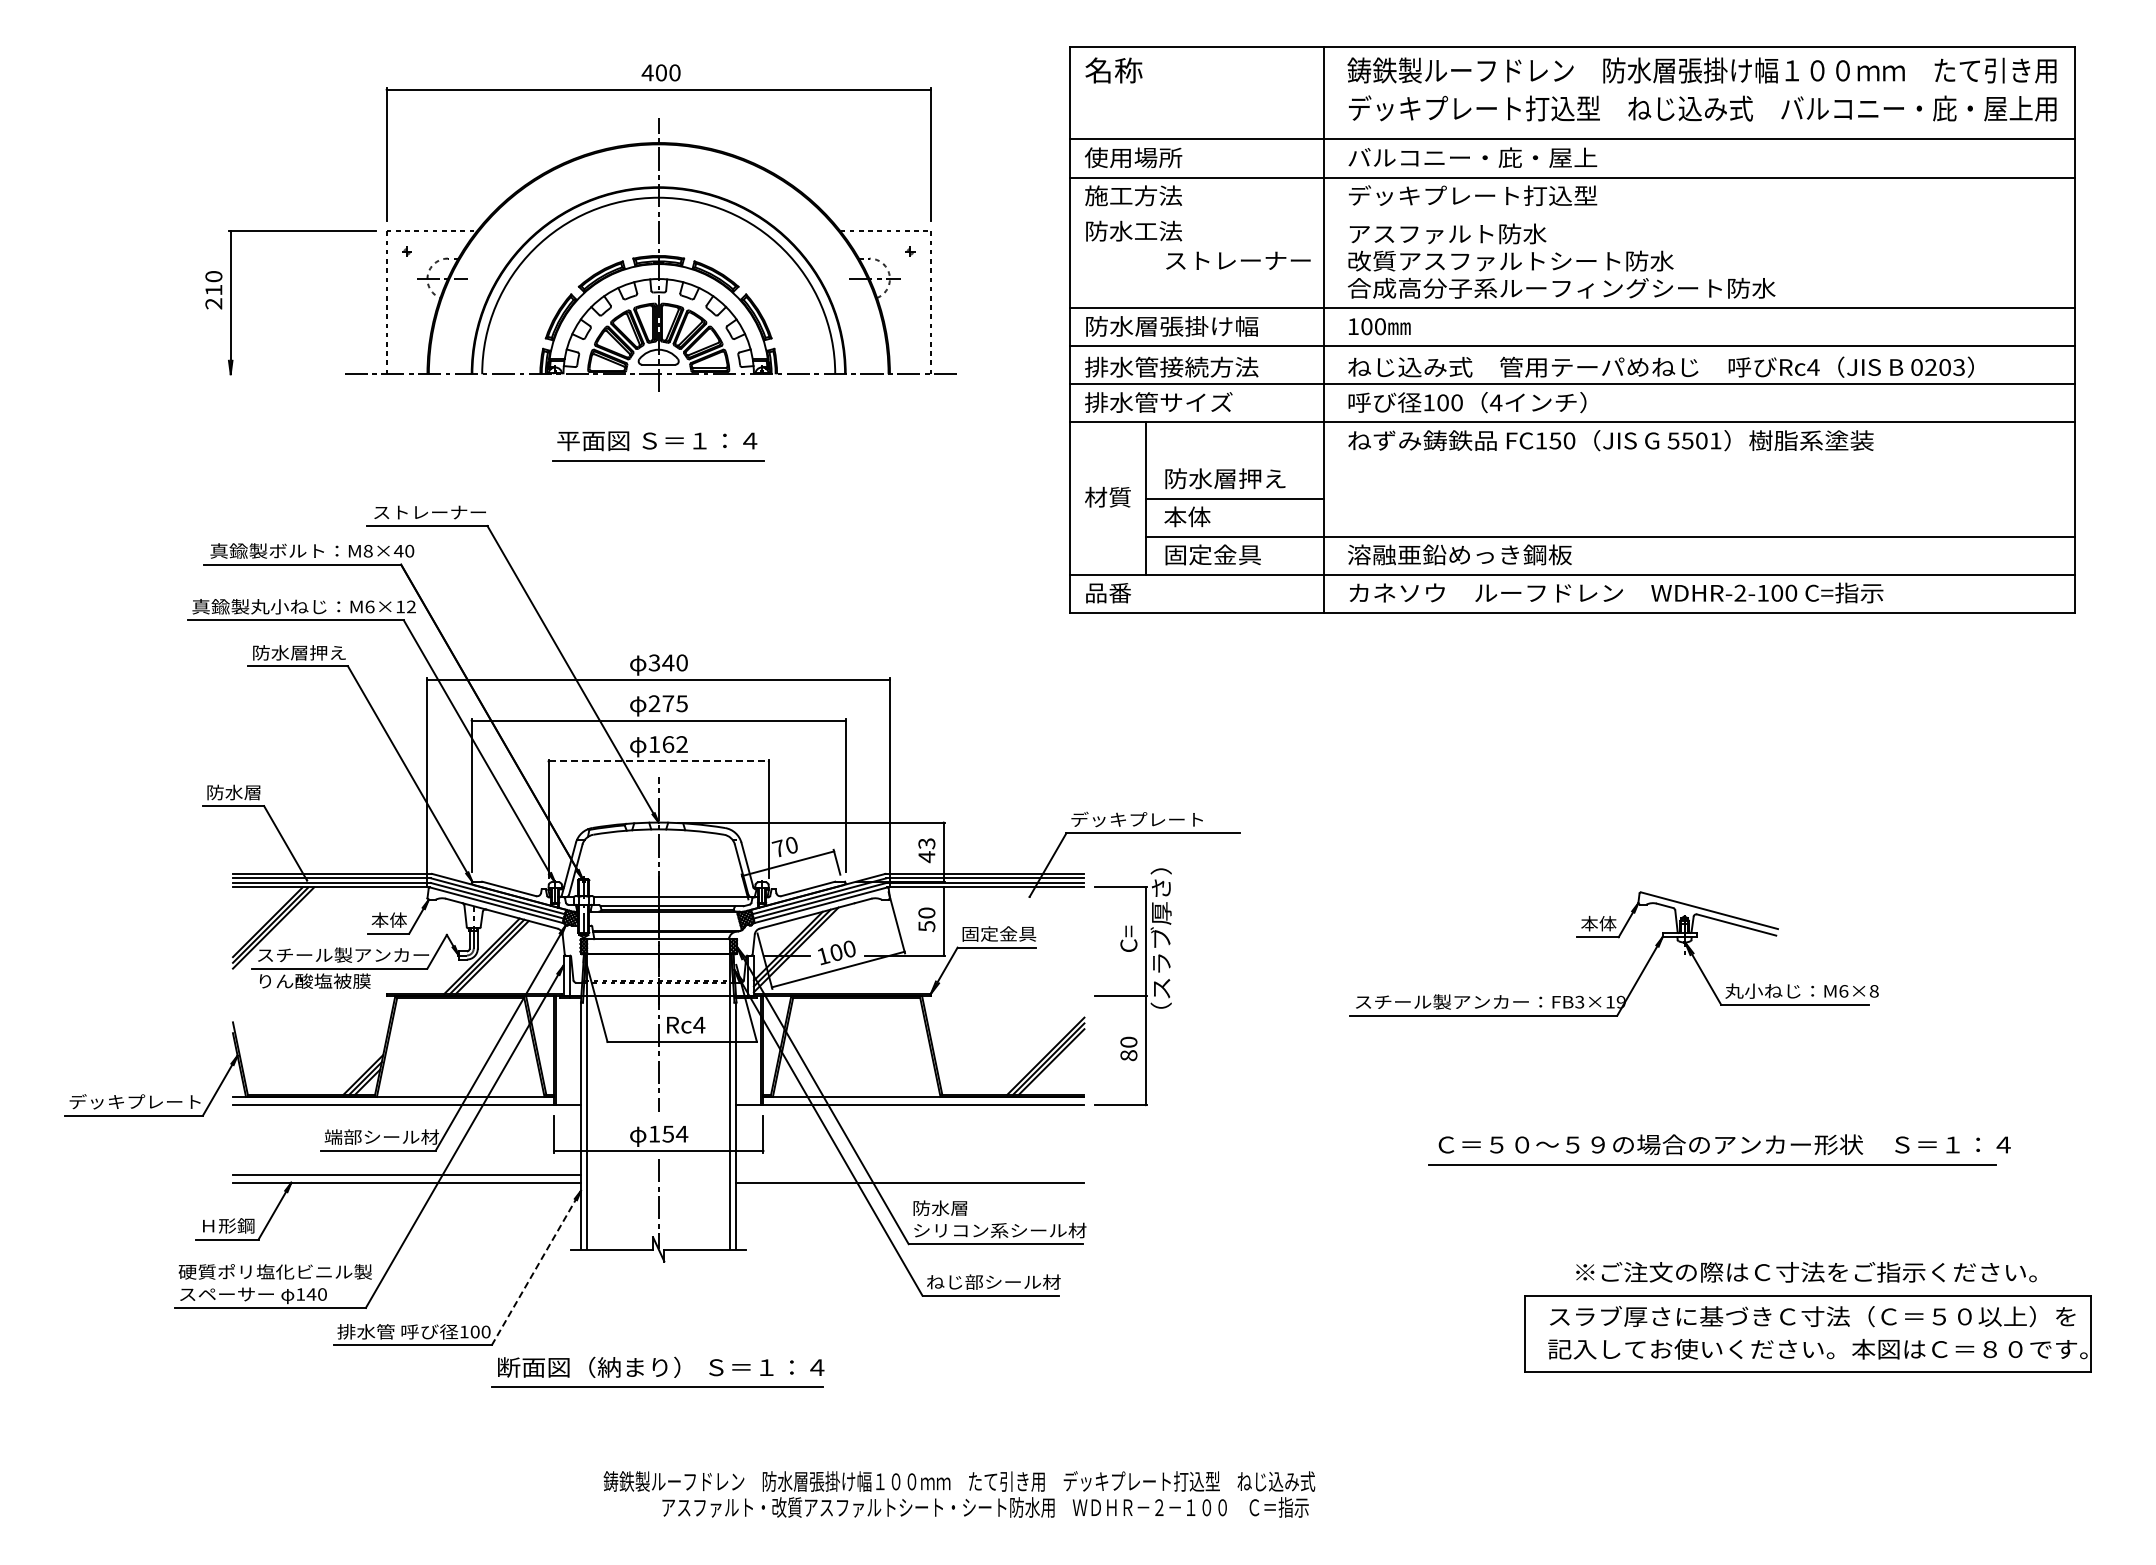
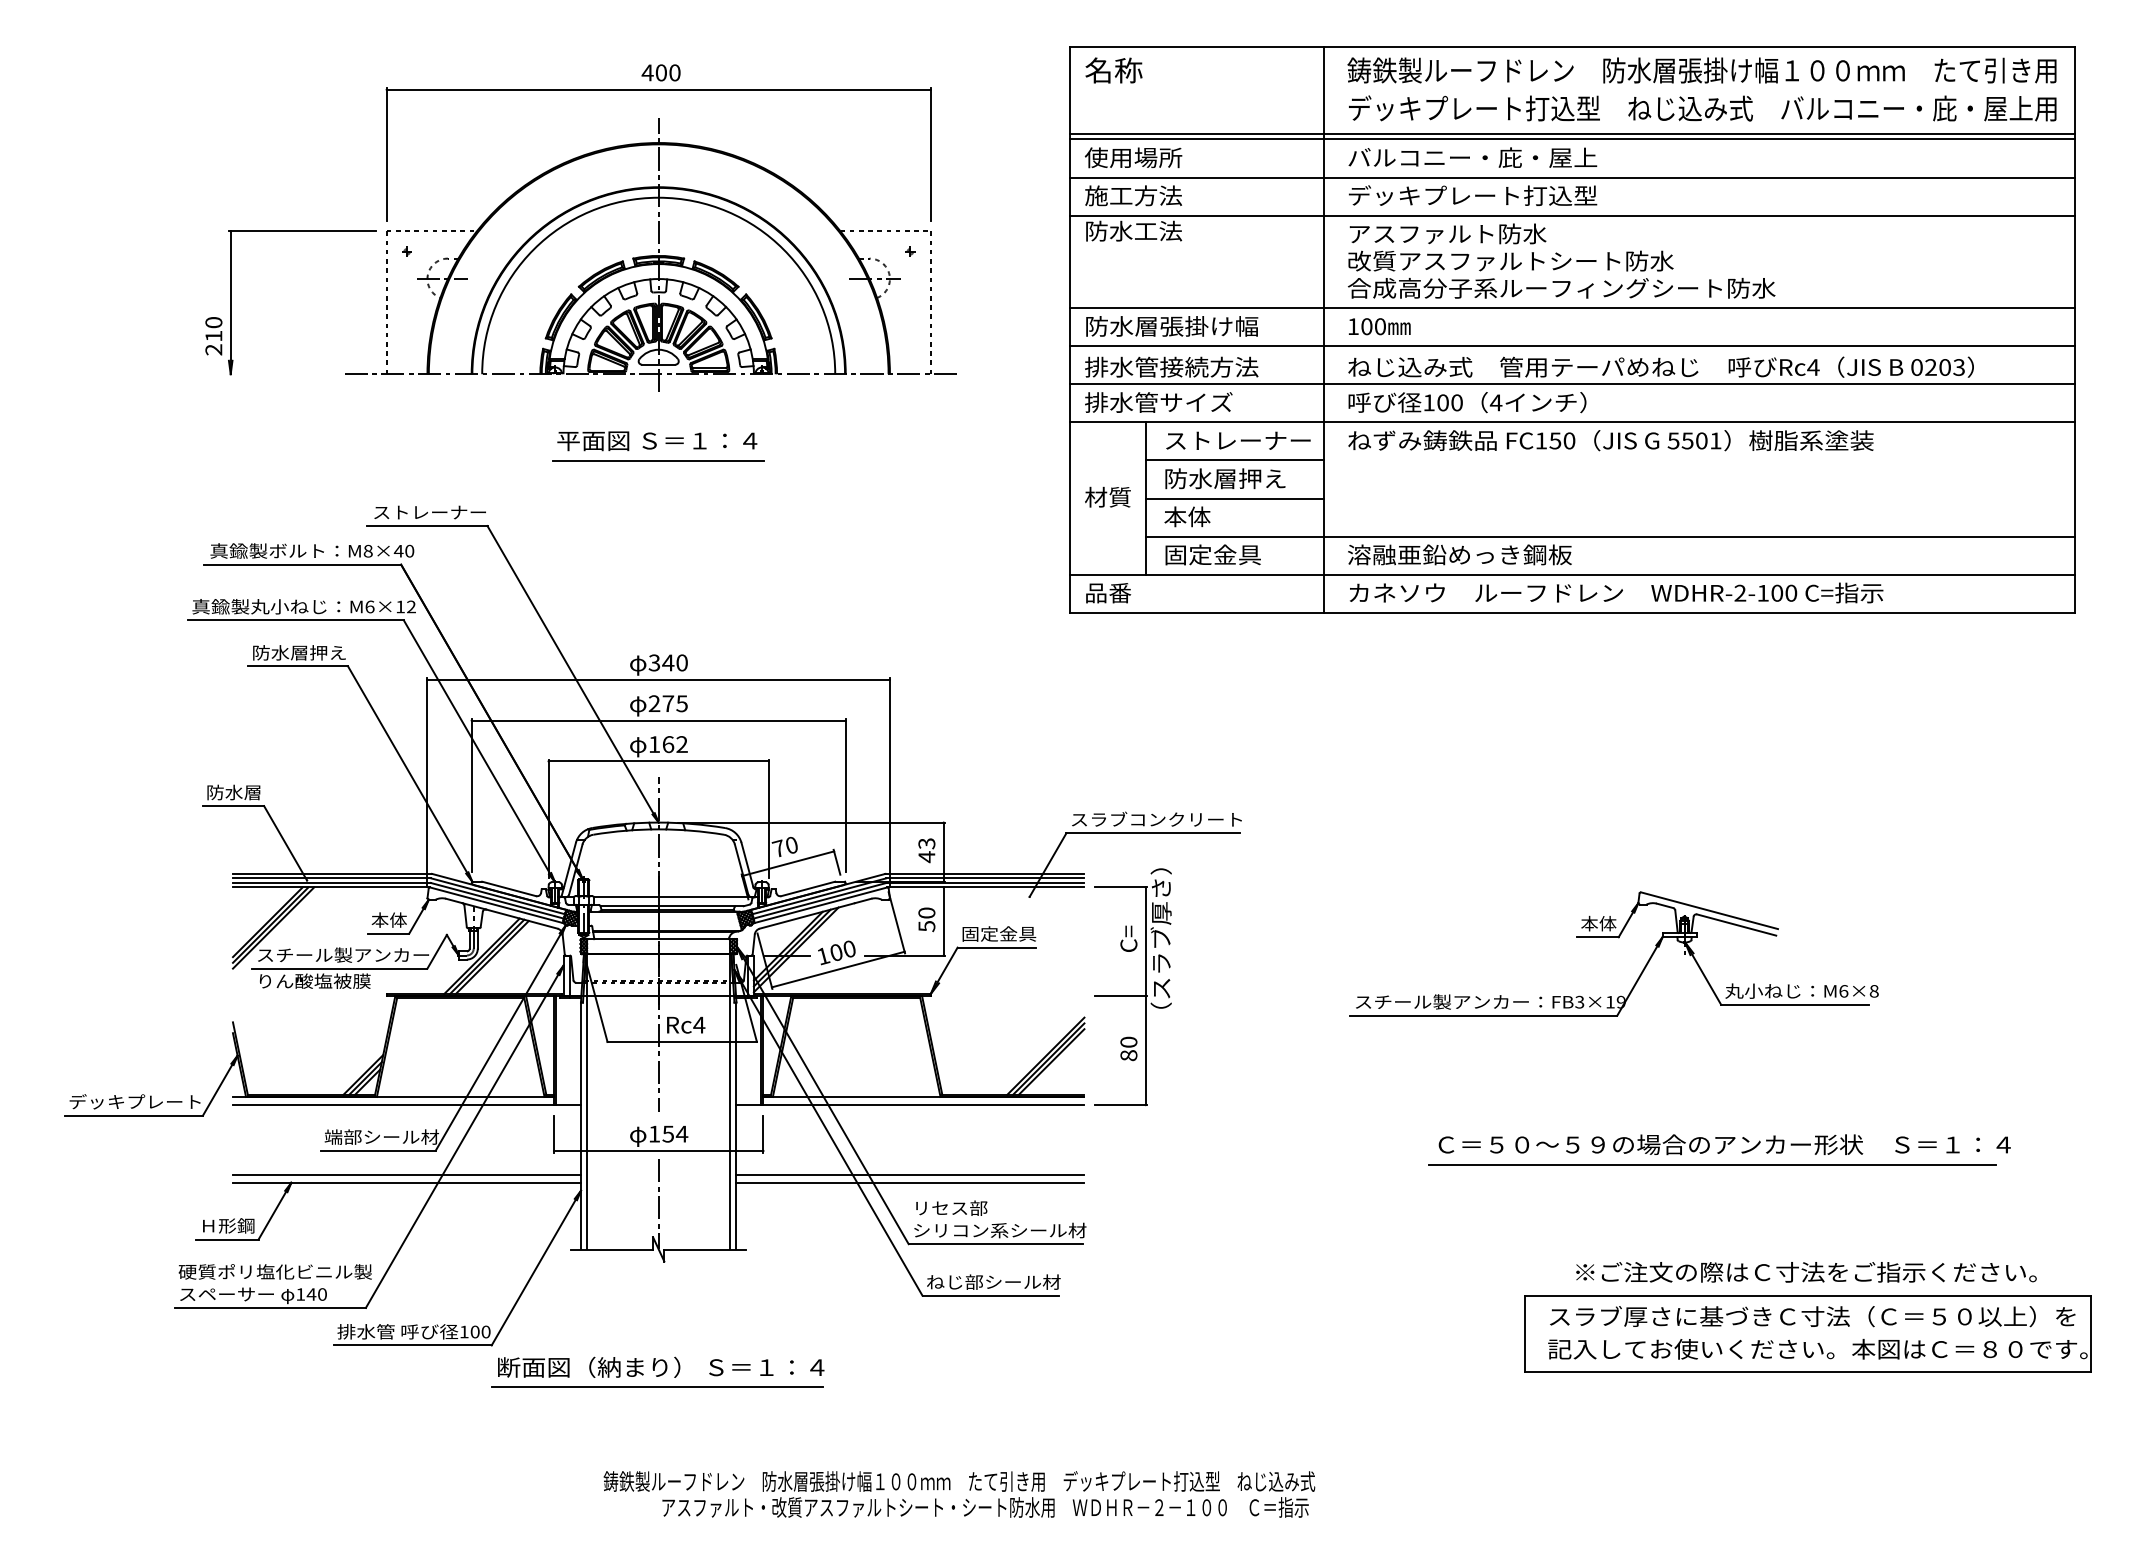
line: none -> present (1571, 134)
line: none -> present (1571, 215)
text position: (1238, 260) -> (1238, 440) (1238, 440)
text position: (213, 290) -> (213, 336) (213, 336)
line: none -> present (1234, 460)
line: dashed -> solid (659, 761)
text: デッキプレート -> スラブコンクリート (1156, 819)
line: none -> present (910, 1174)
text: 防水層 -> リセス部 (950, 1207)
line: dashed -> solid (536, 1267)
